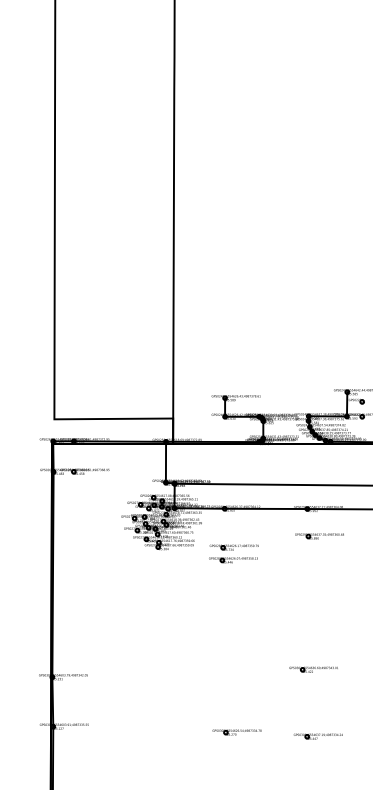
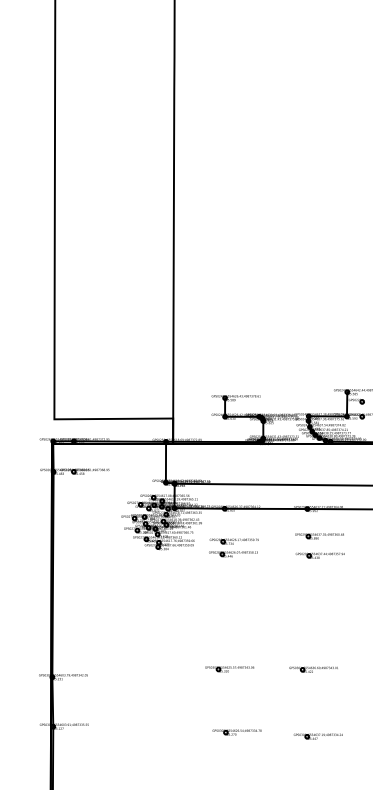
part position: (233, 553) -> (233, 547) (233, 547)
part: none -> present (319, 555)
part: none -> present (229, 669)
